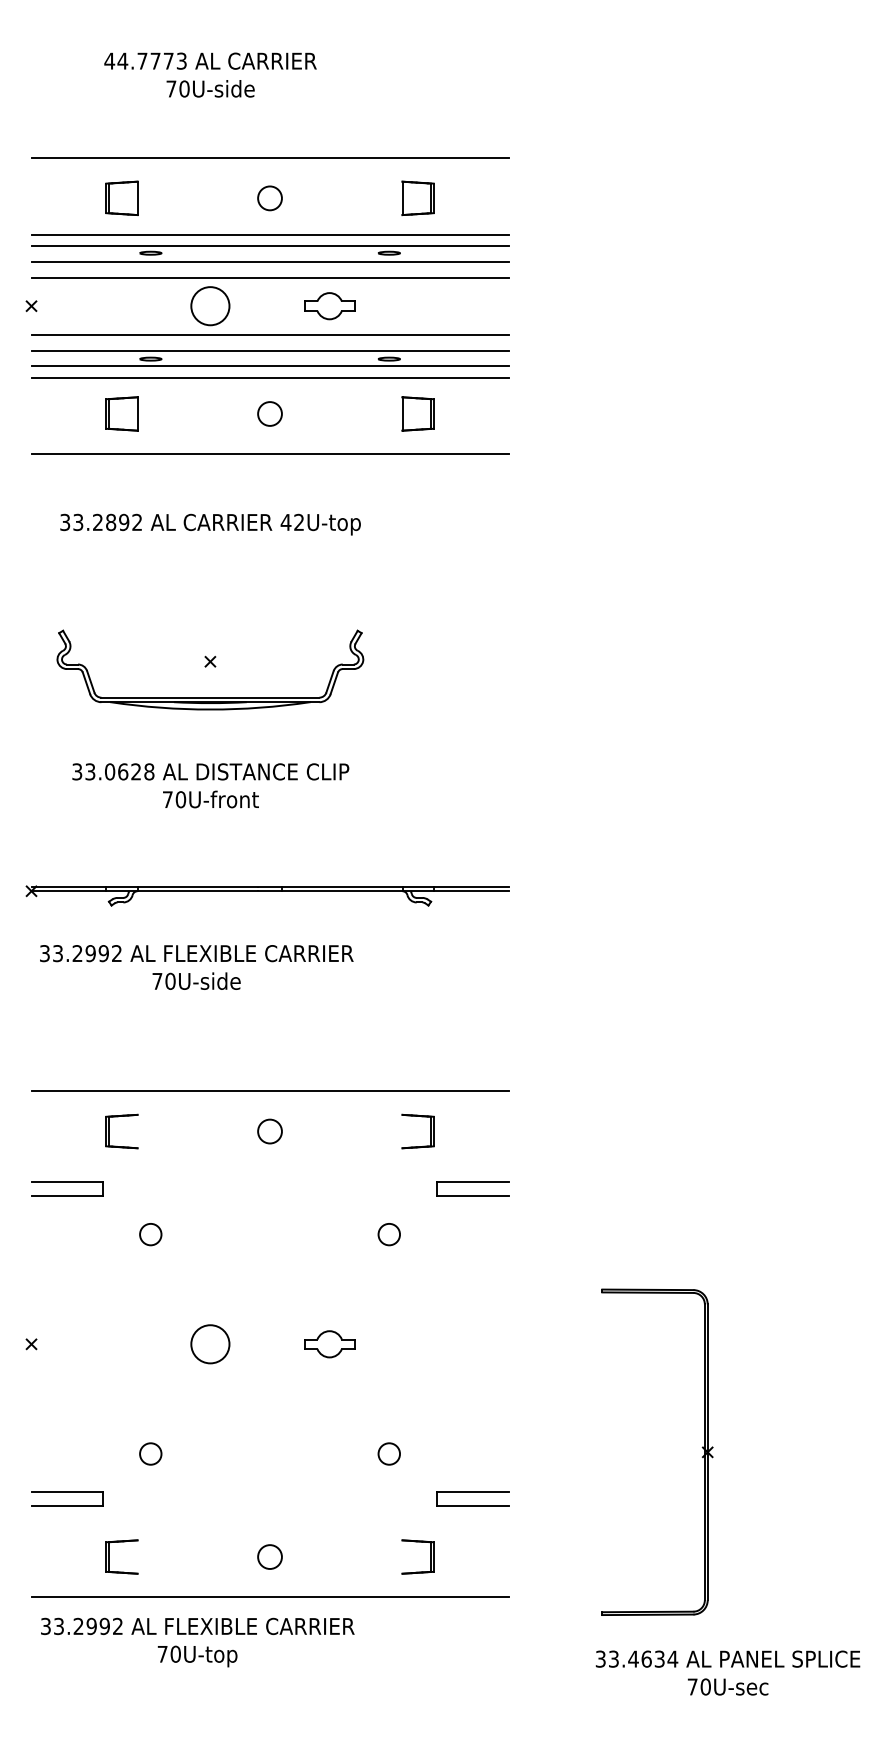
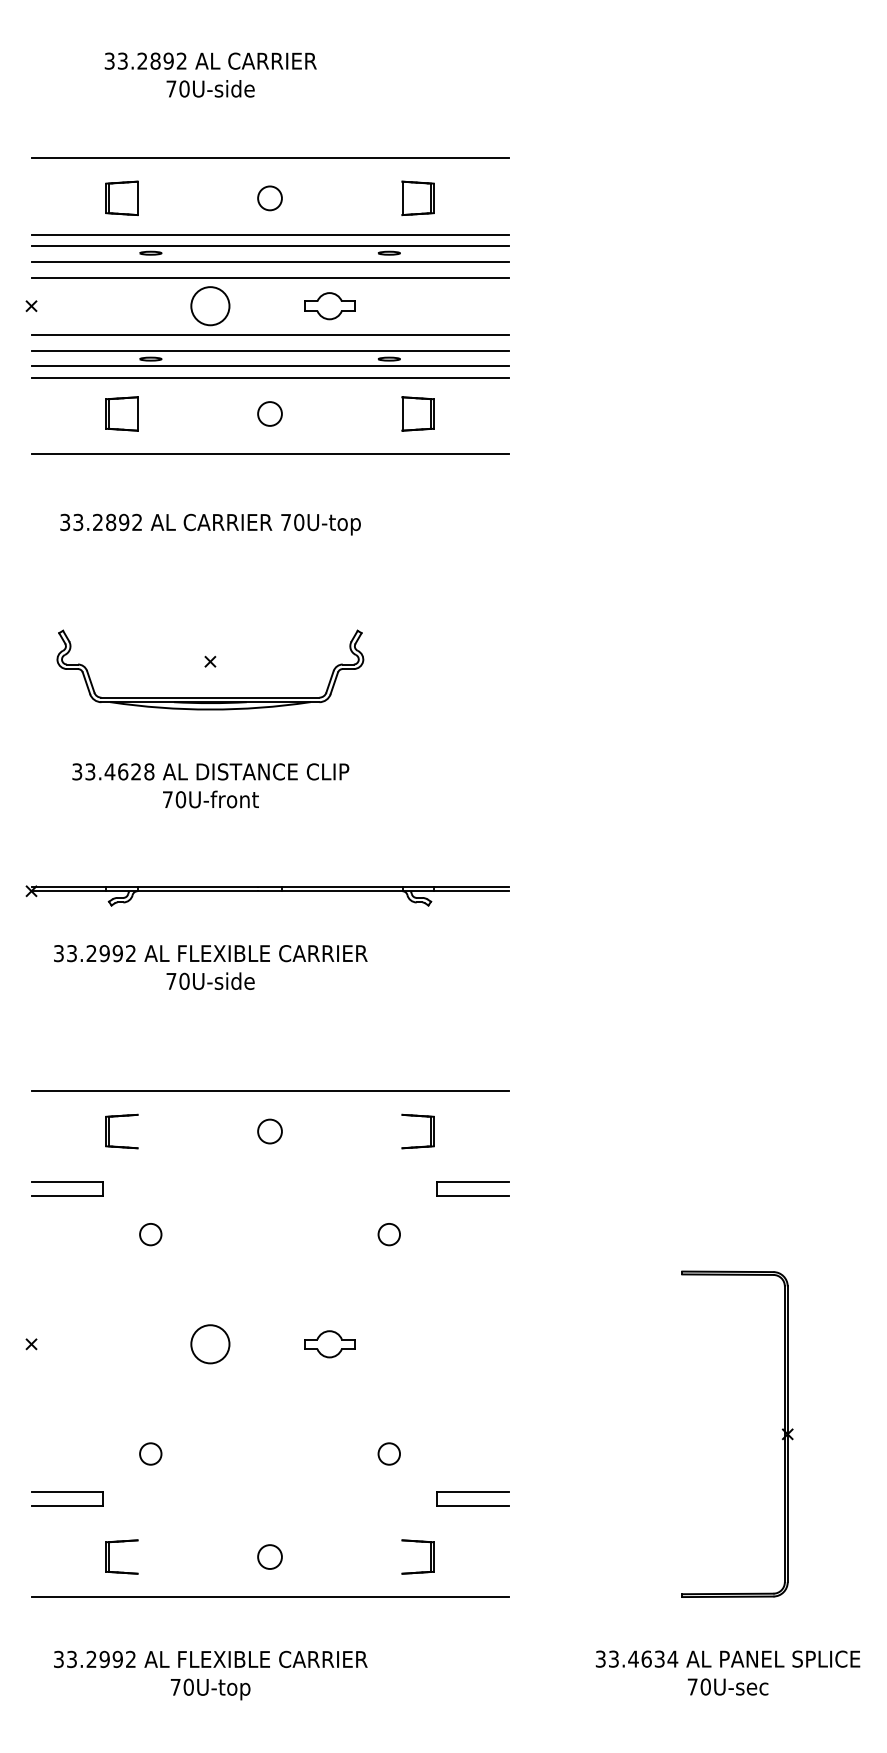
text: 44.7773 -> 33.2892 (145, 60)
text: 42U-top -> 70U-top (292, 522)
text: 33.0628 -> 33.4628 (109, 771)
text position: (196, 967) -> (210, 967) (210, 967)
part position: (701, 1447) -> (781, 1429) (781, 1429)
text position: (197, 1642) -> (210, 1675) (210, 1675)
